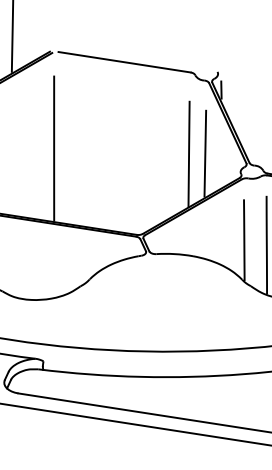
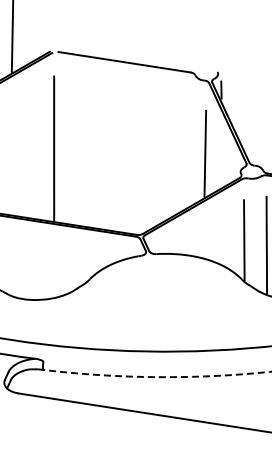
line: present -> none (188, 153)
arc: solid -> dashed (155, 377)
line: present -> none (135, 424)
